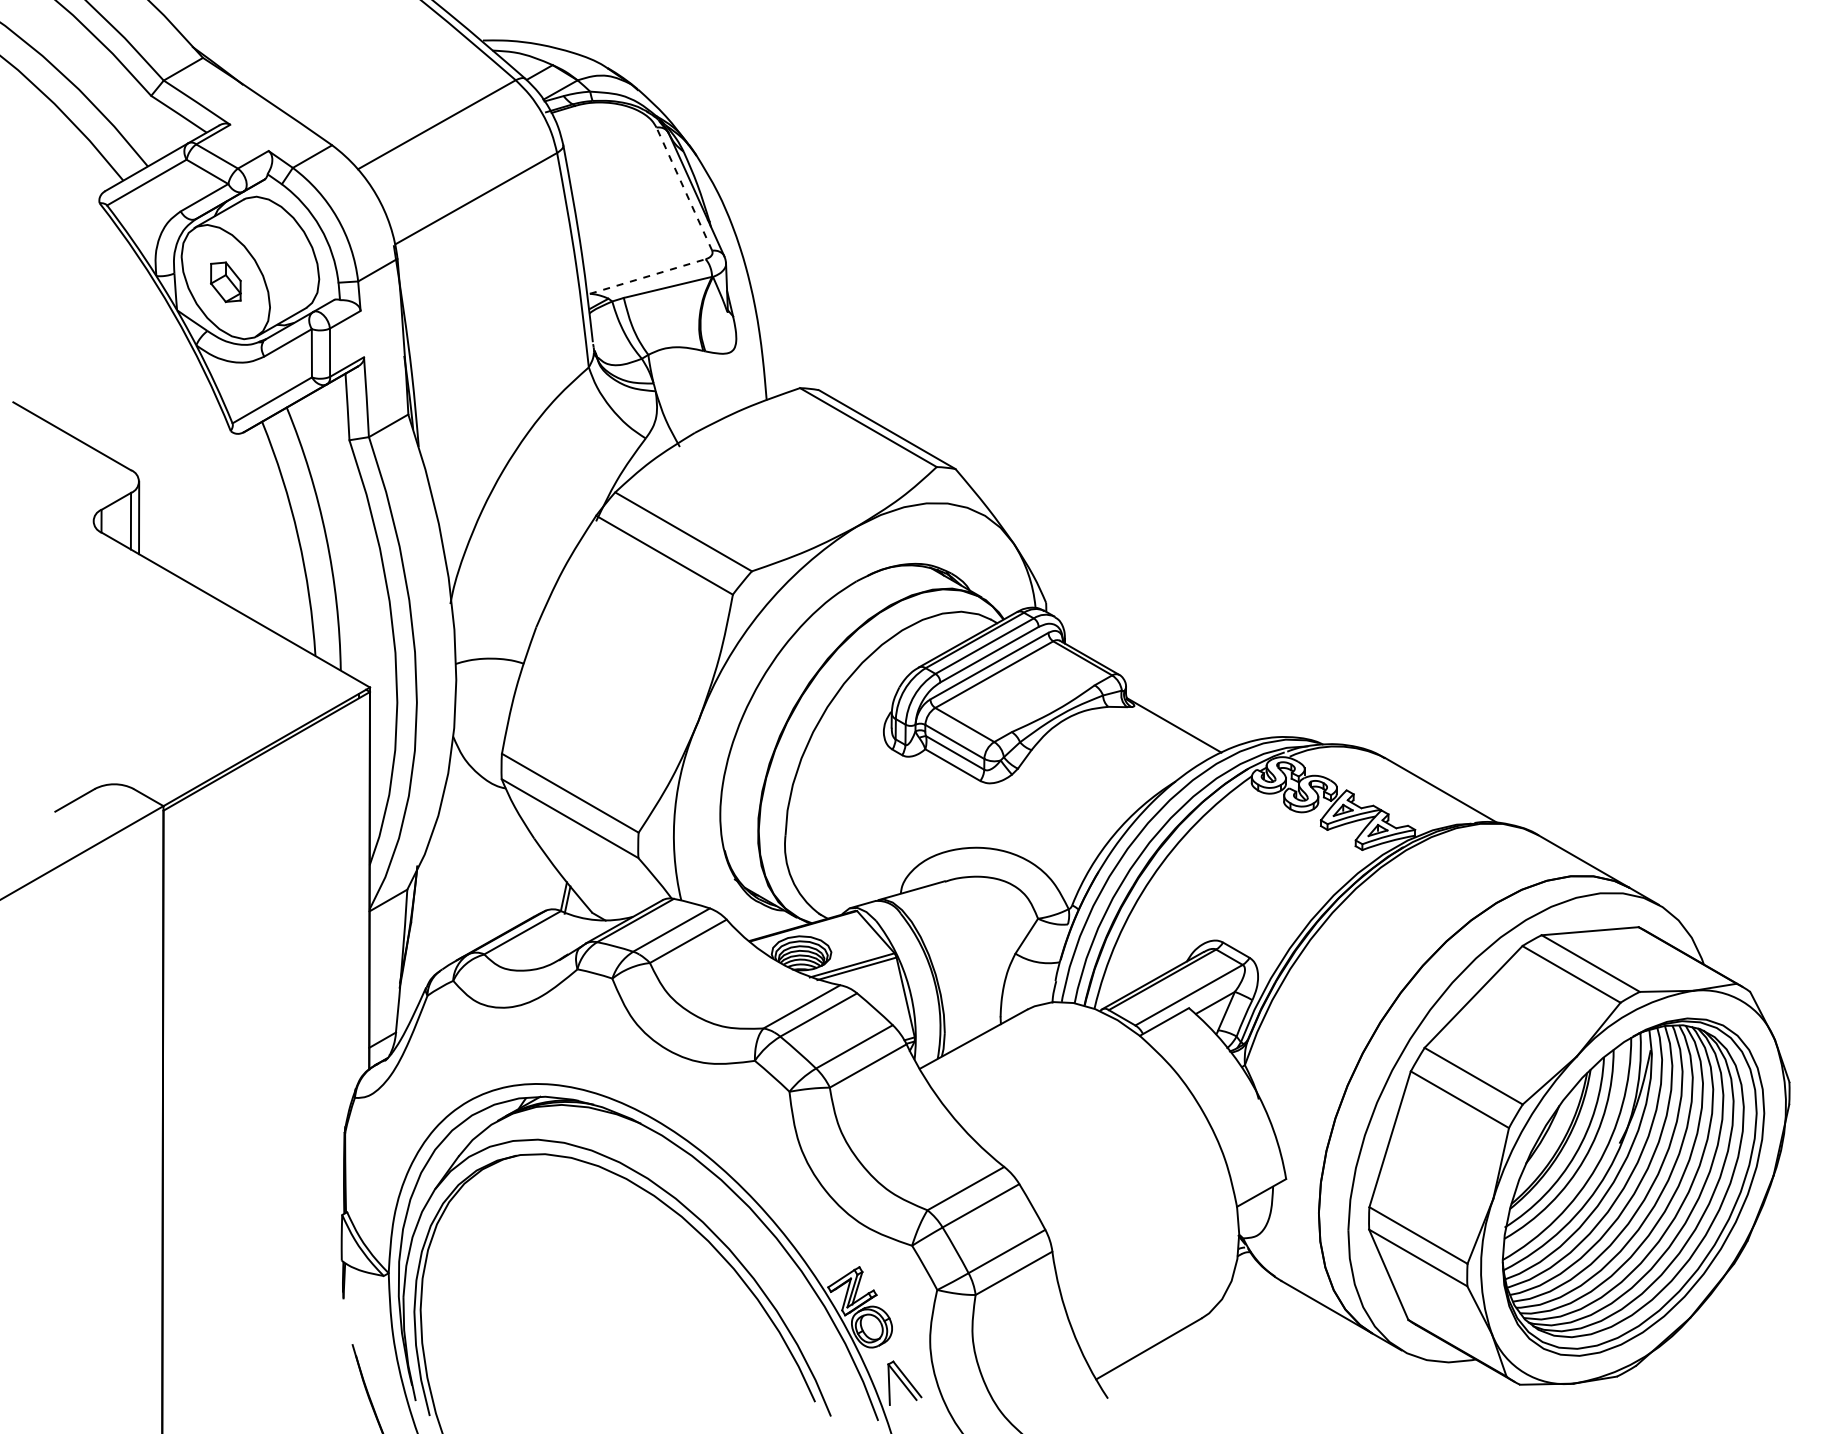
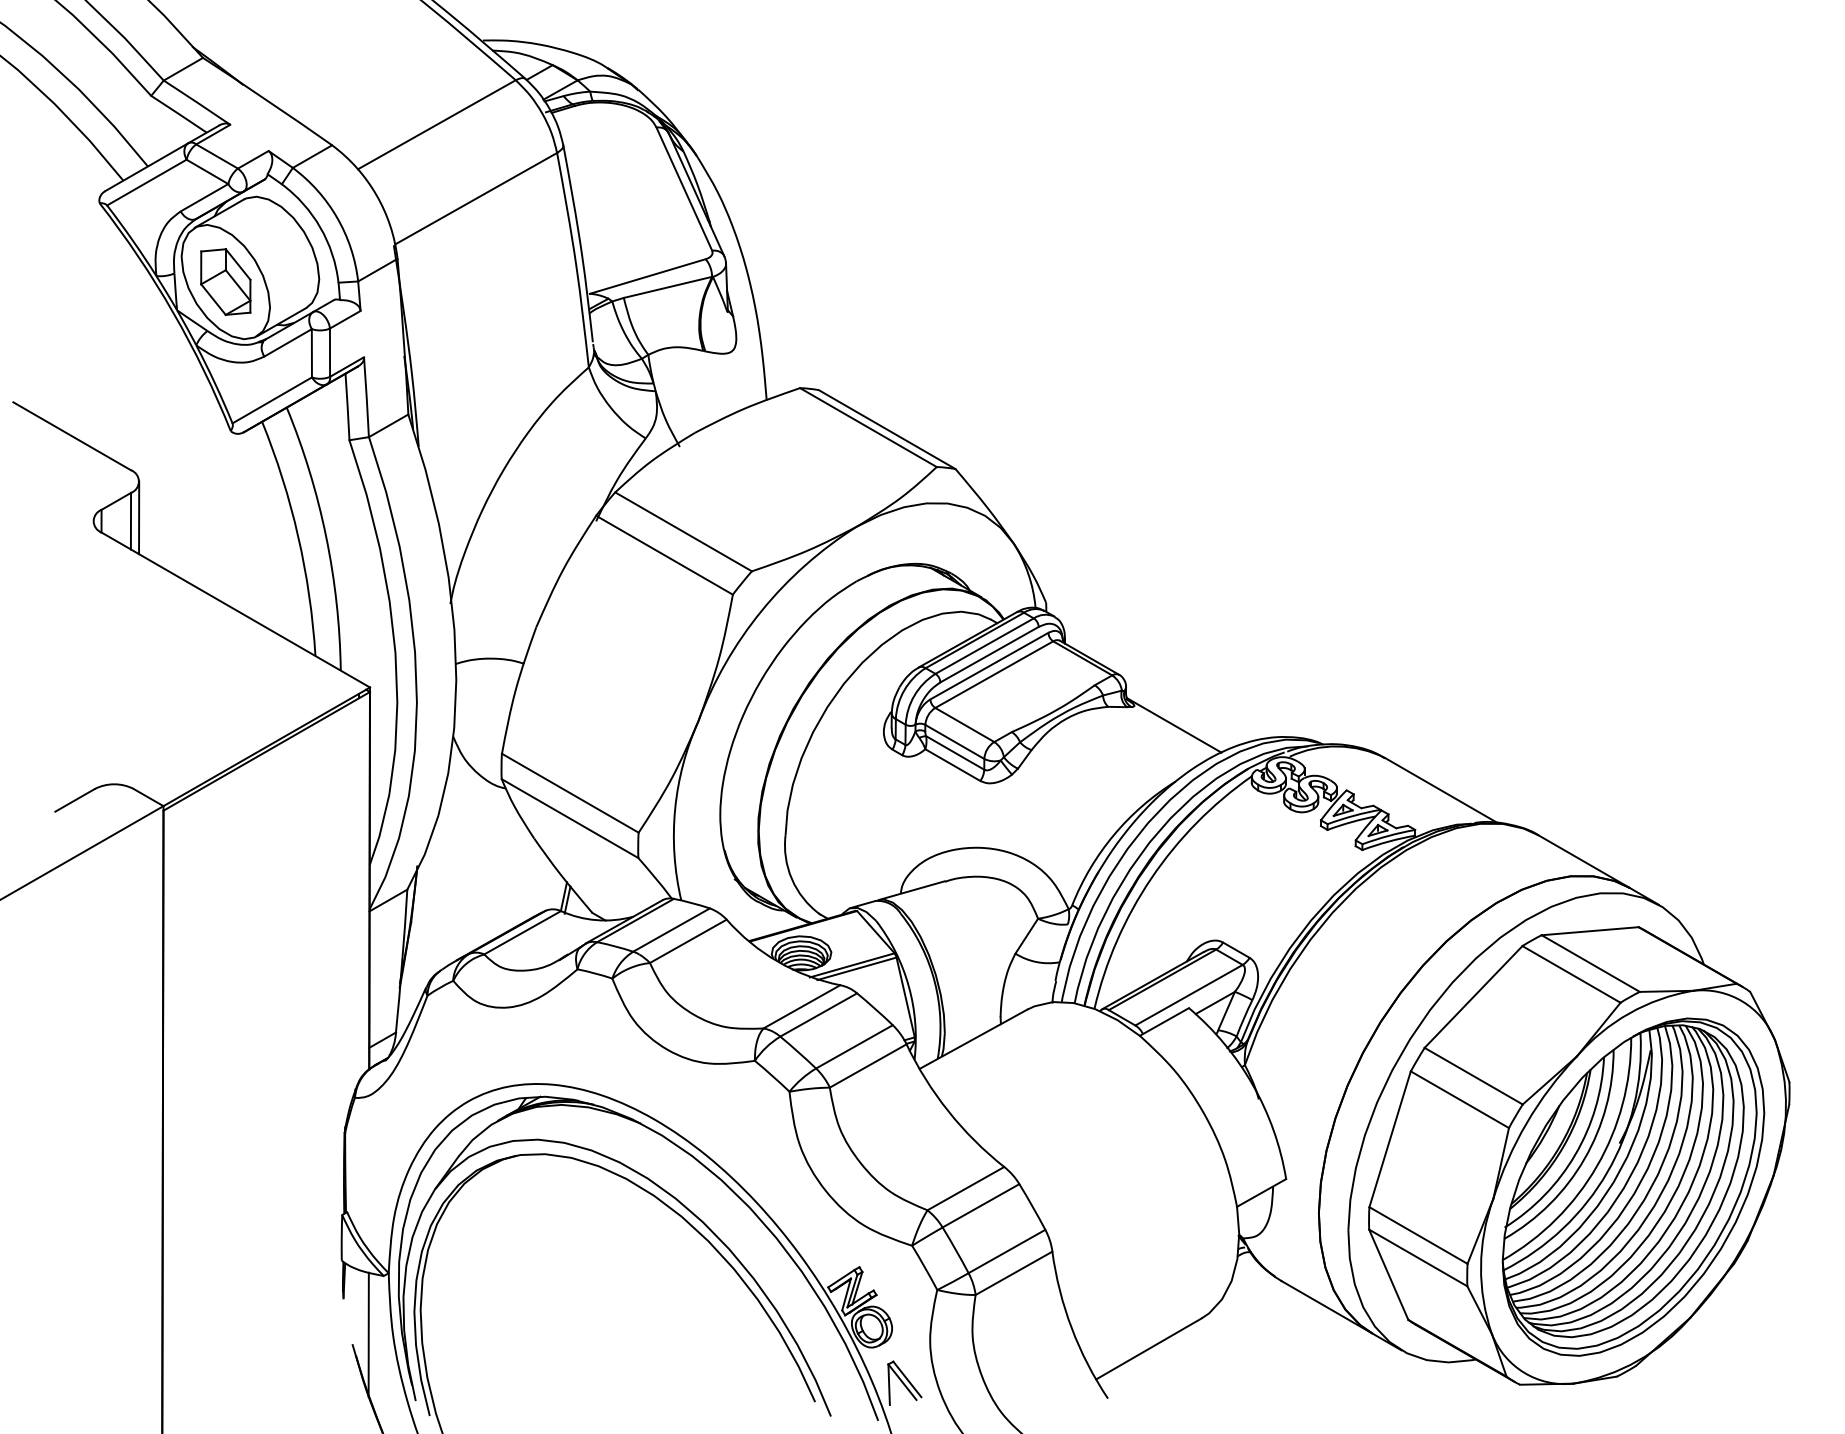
line: dashed -> solid (684, 189)
line: dashed -> solid (648, 276)
part size: 32x43 px -> 52x69 px (225, 282)
line: none -> present (368, 1334)
